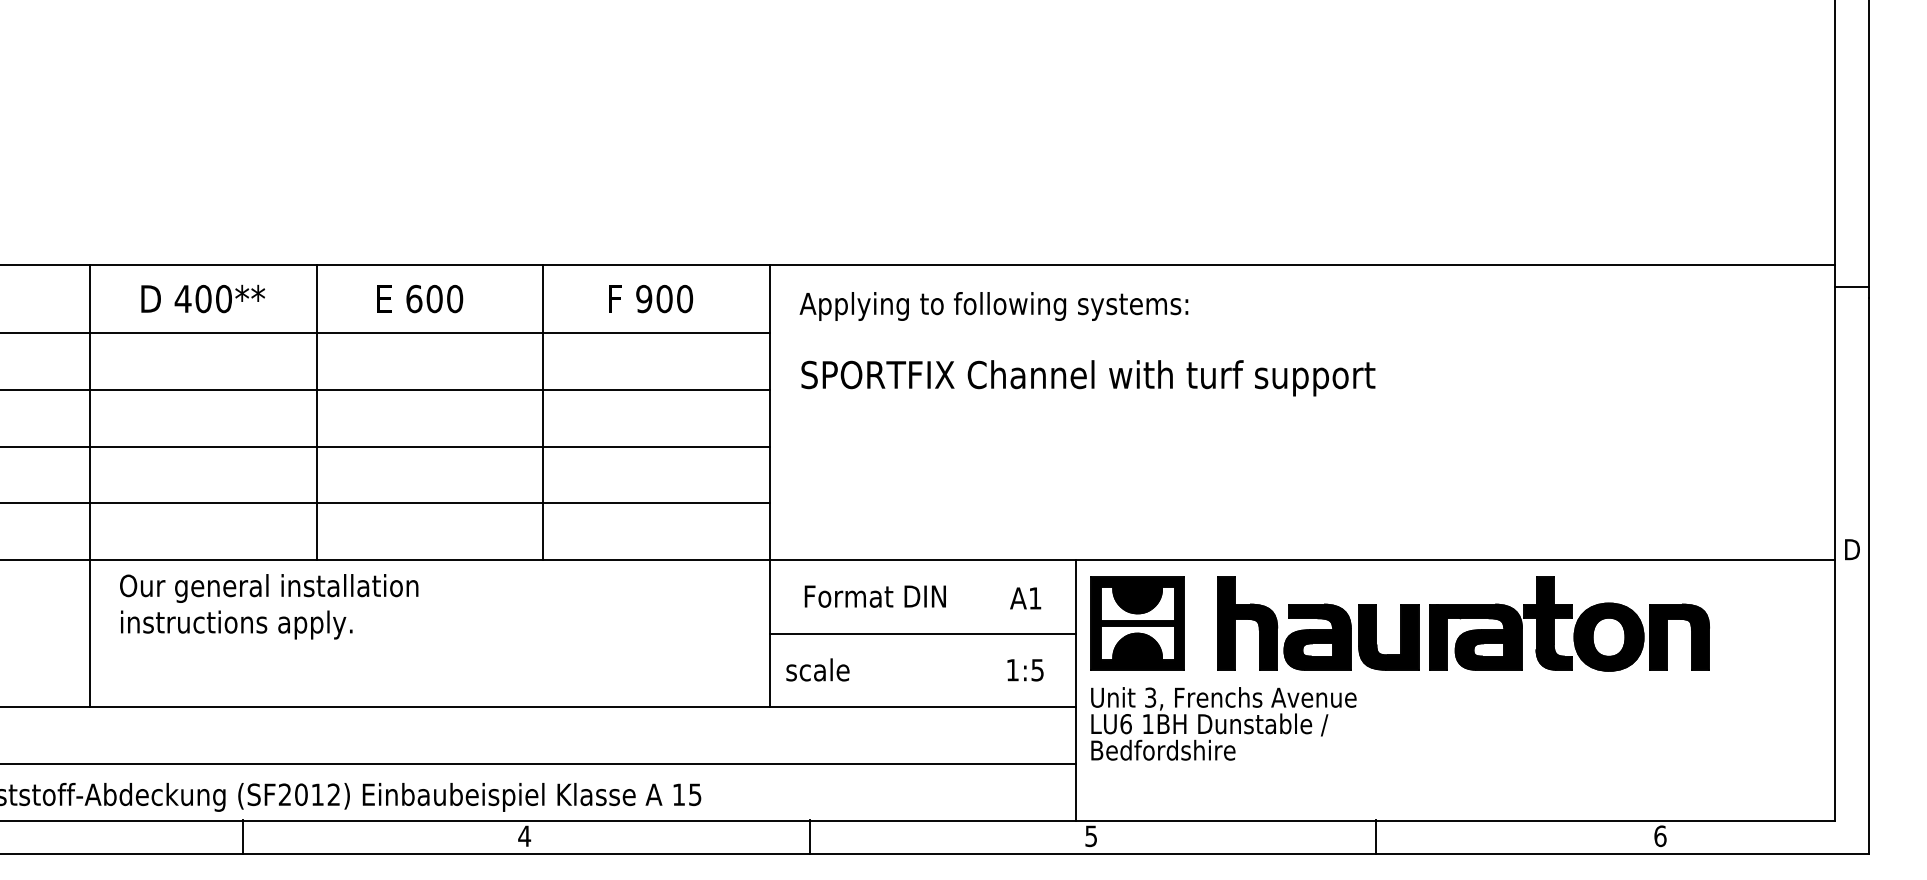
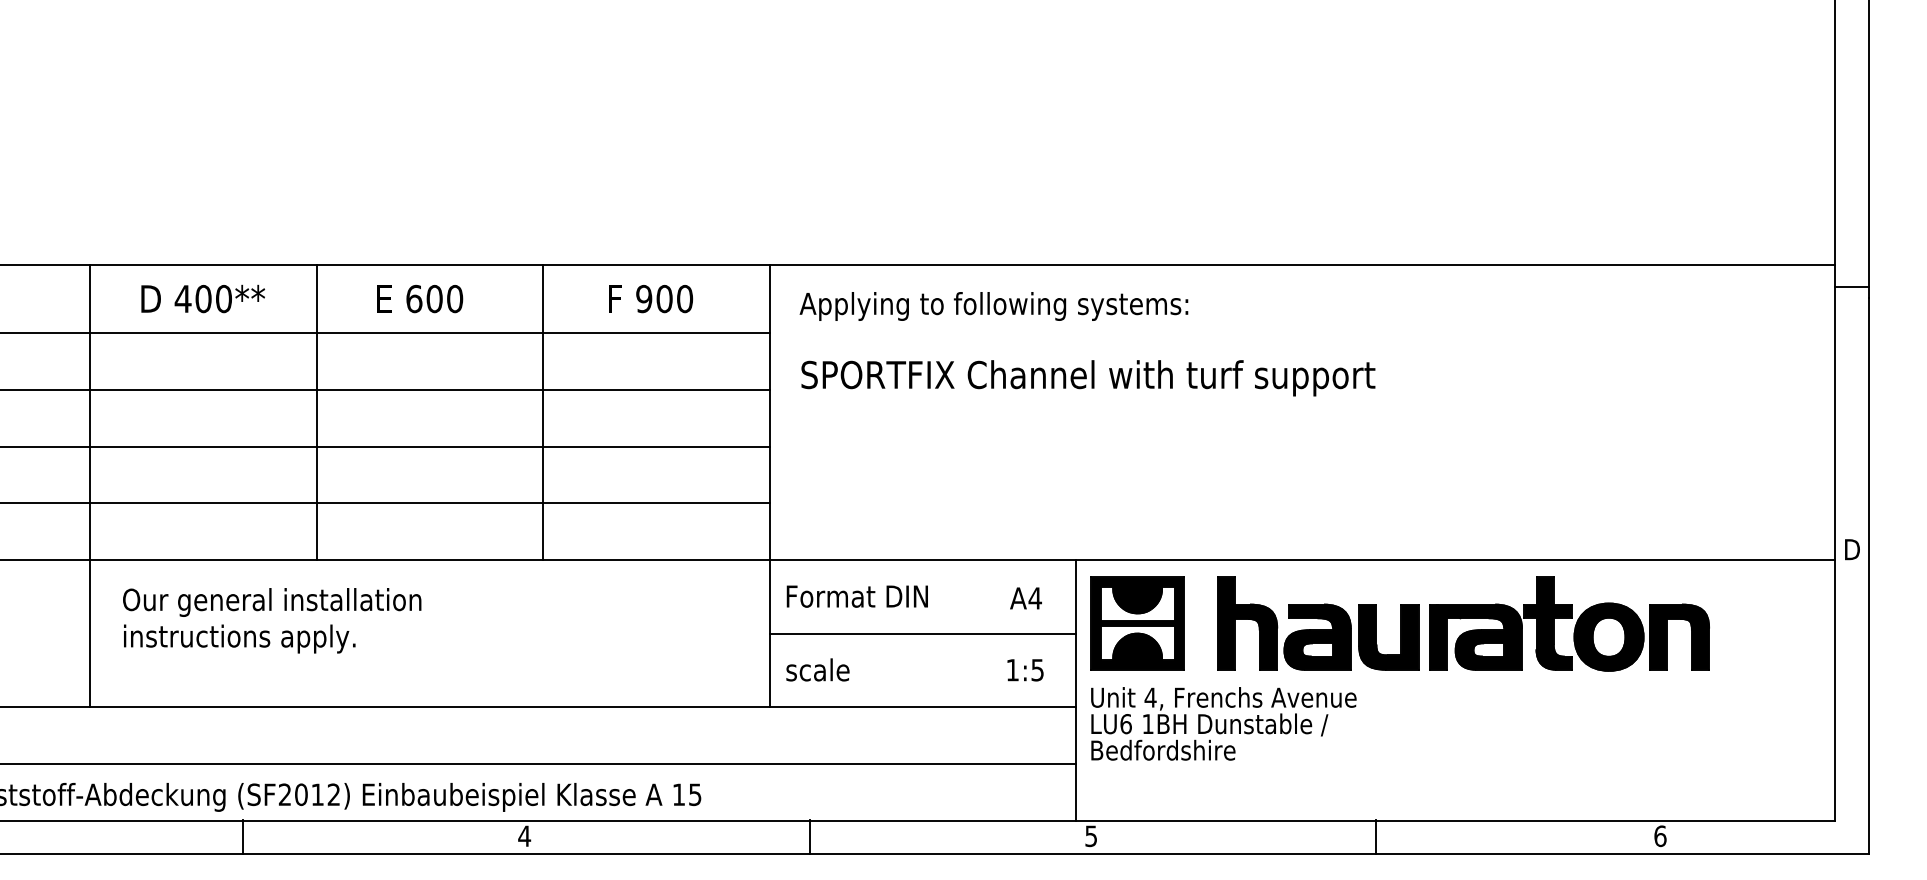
text position: (874, 596) -> (856, 596) (856, 596)
text: A1 -> A4 (1034, 598)
text position: (269, 606) -> (272, 620) (272, 620)
text: 3, -> 4, (1150, 697)
